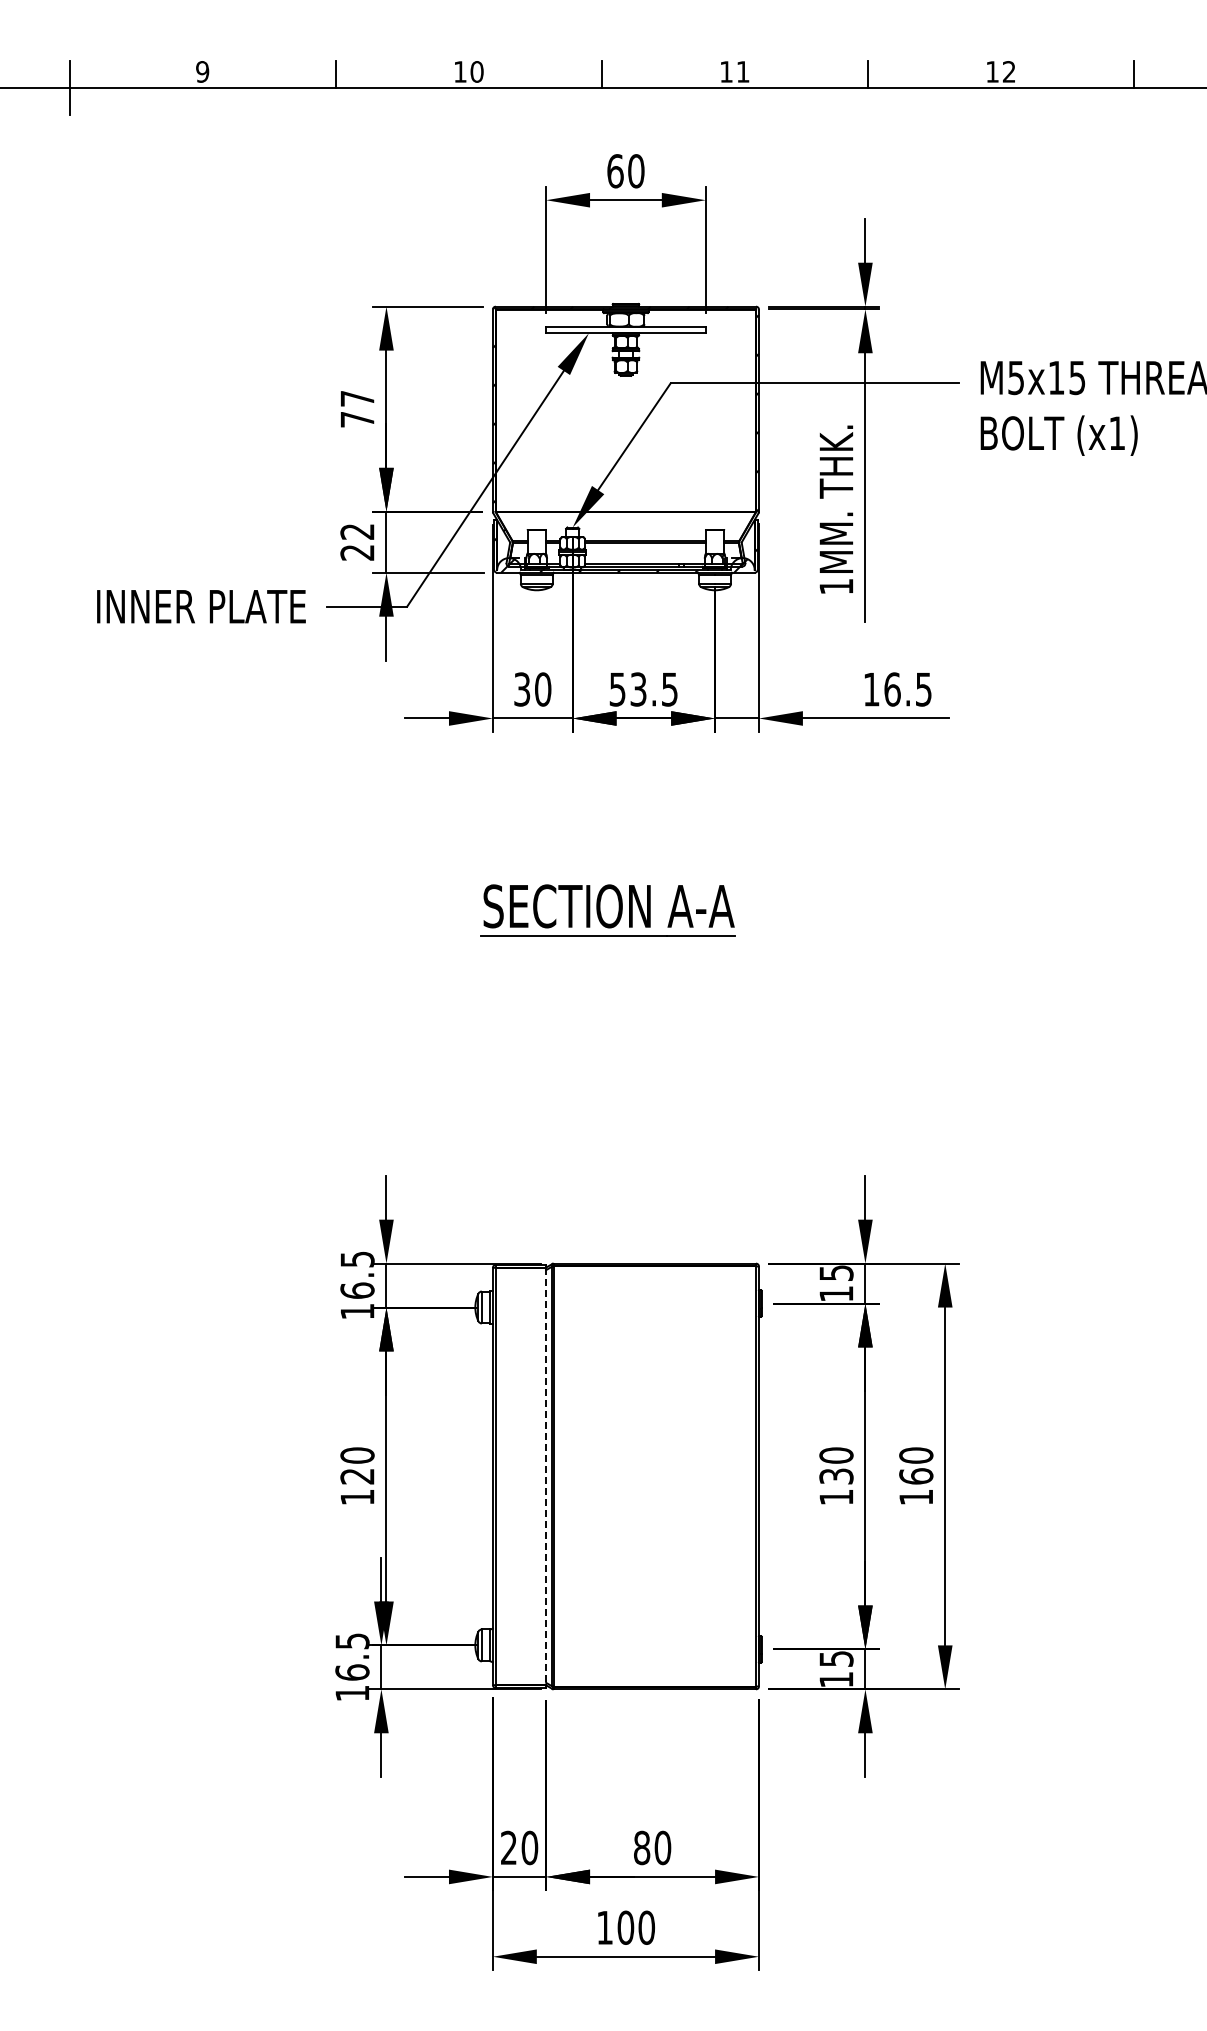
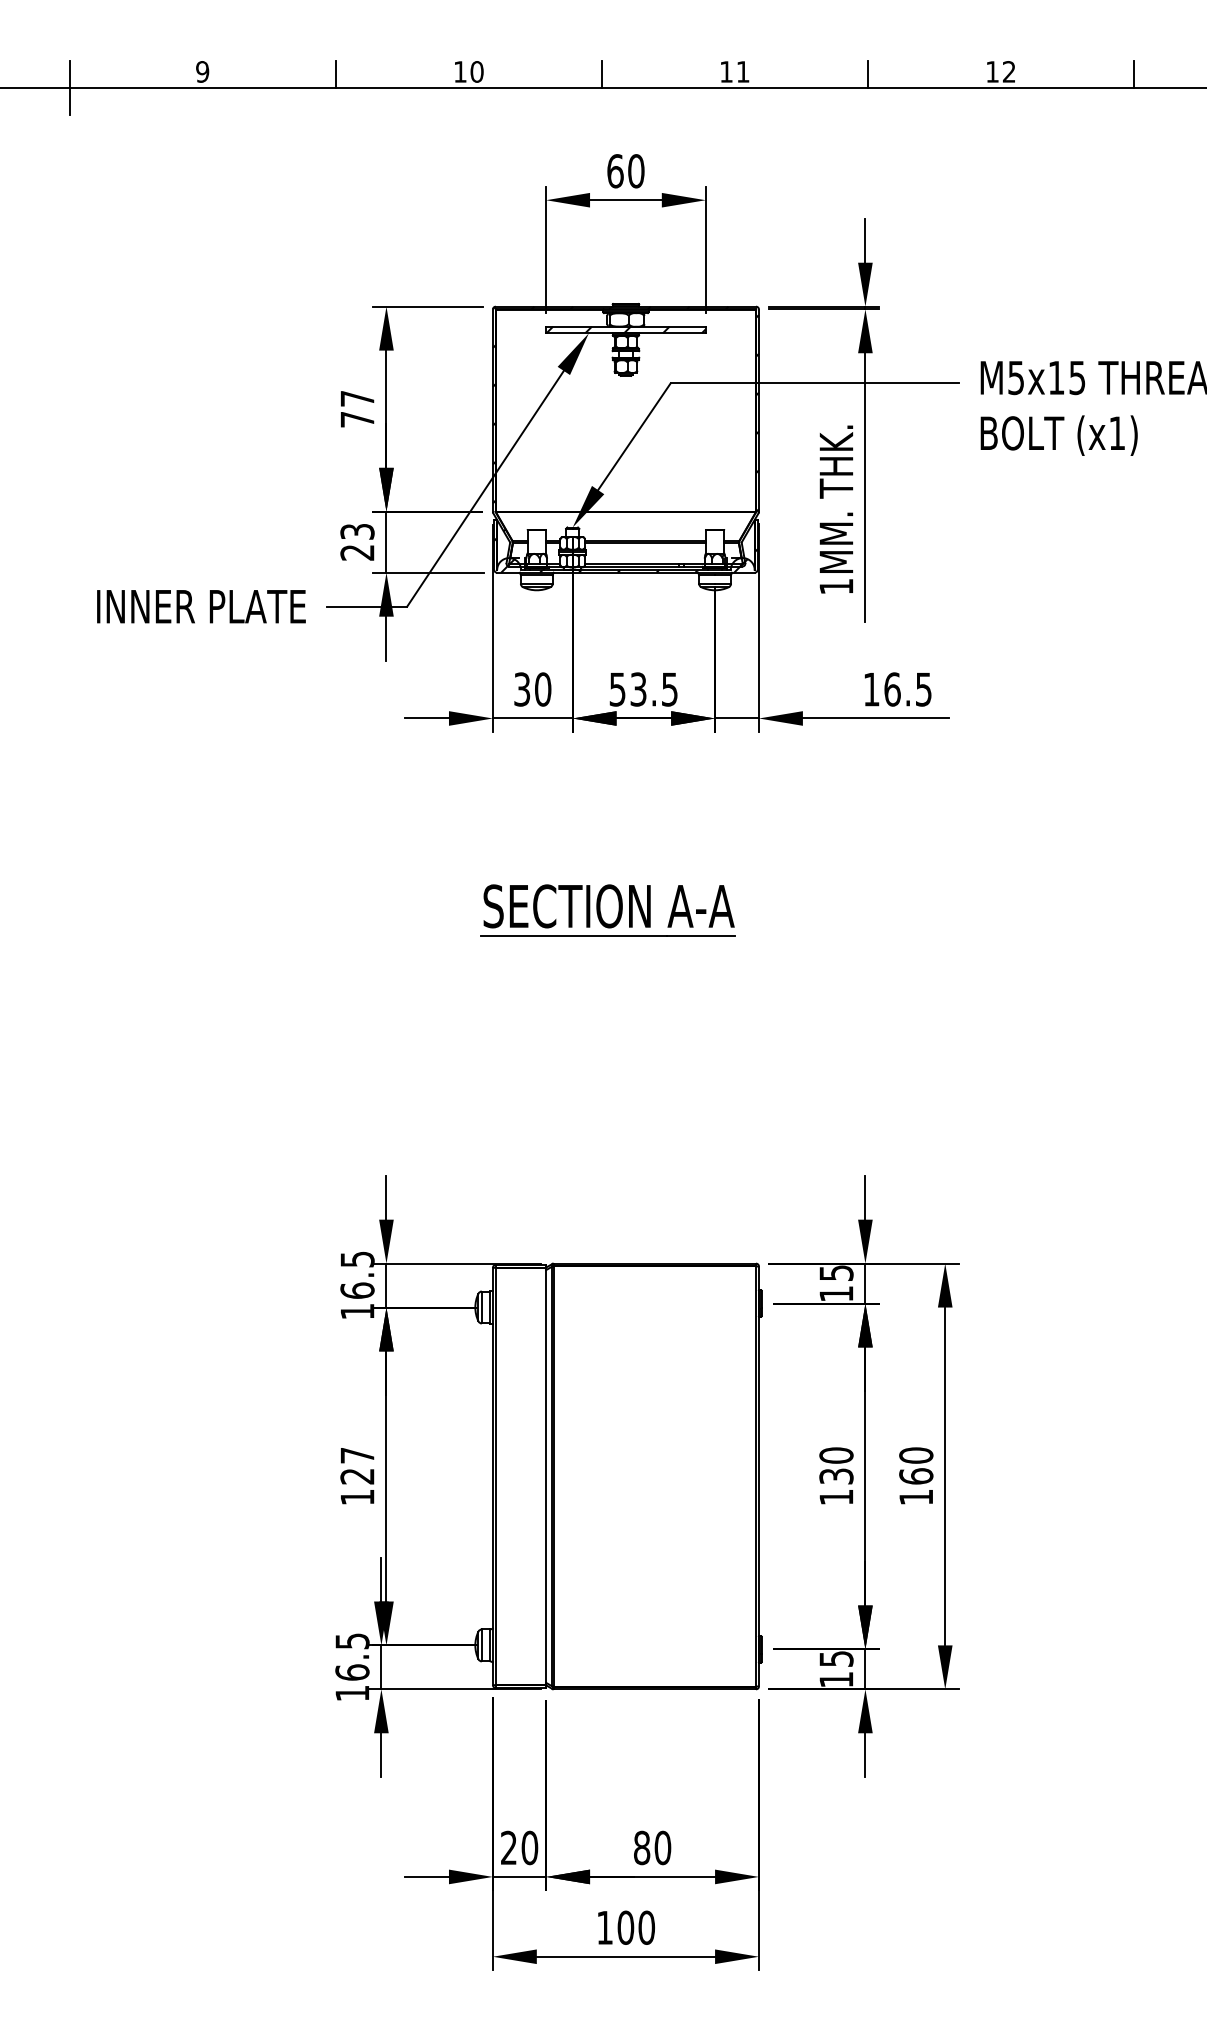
hatch: none -> present (625, 329)
text: 22 -> 23 (357, 531)
text: 120 -> 127 (357, 1455)
line: dashed -> solid (546, 1476)
